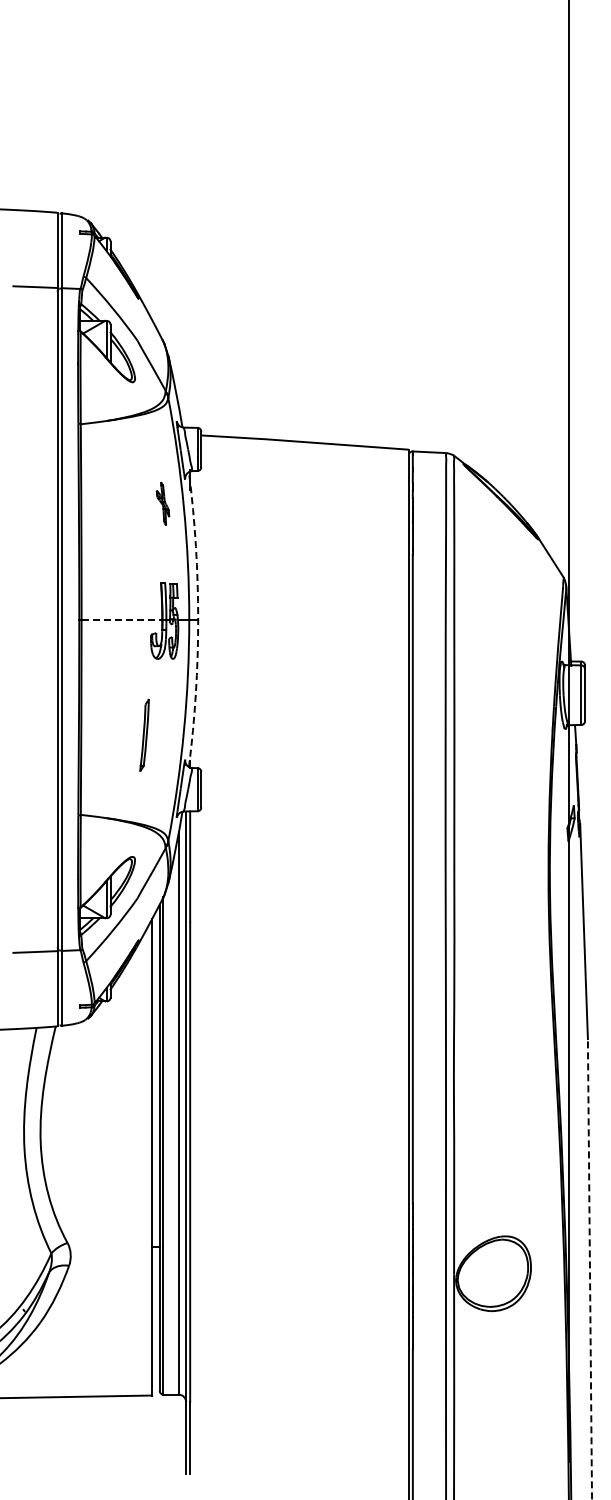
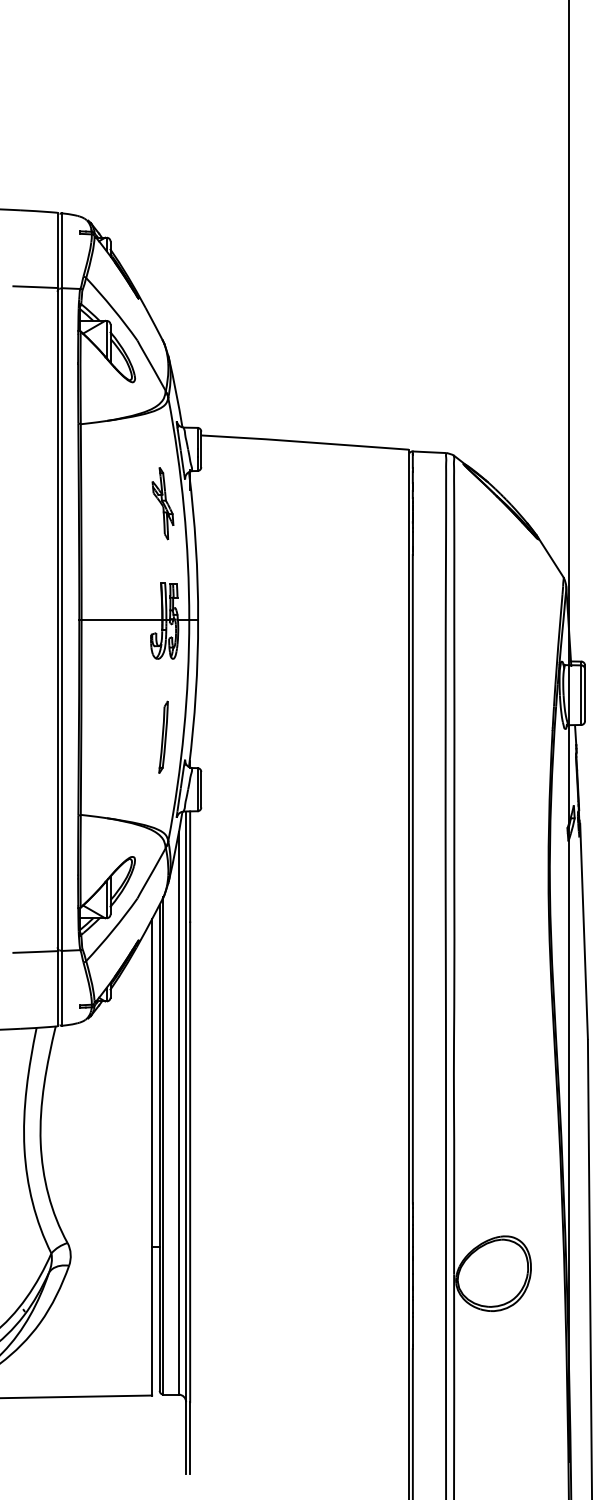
part size: 16x45 px -> 24x74 px (162, 503)
line: dashed -> solid (122, 619)
arc: dashed -> solid (198, 620)
part position: (144, 734) -> (163, 736) (163, 736)
line: dashed -> solid (589, 1268)
